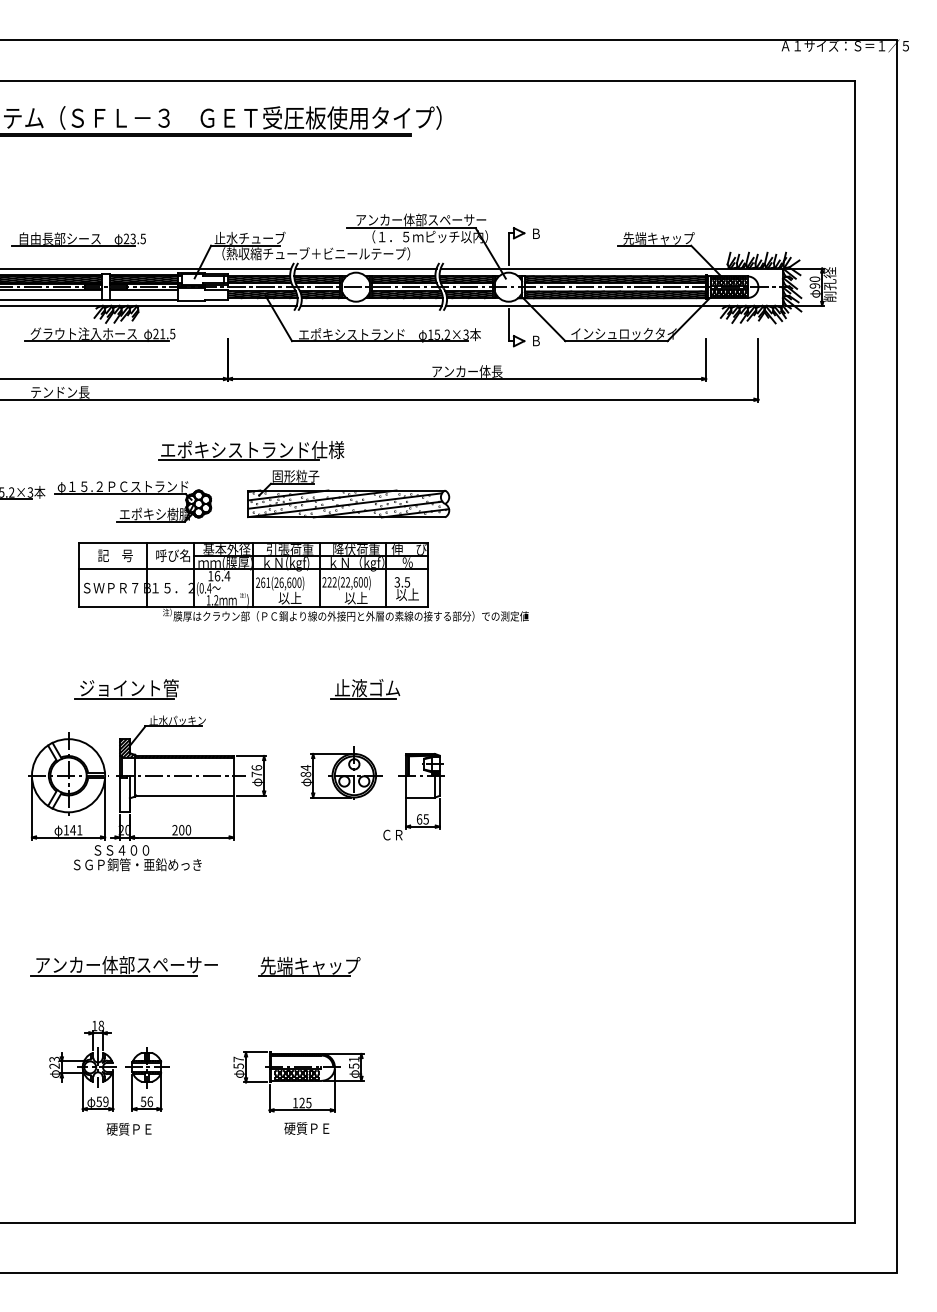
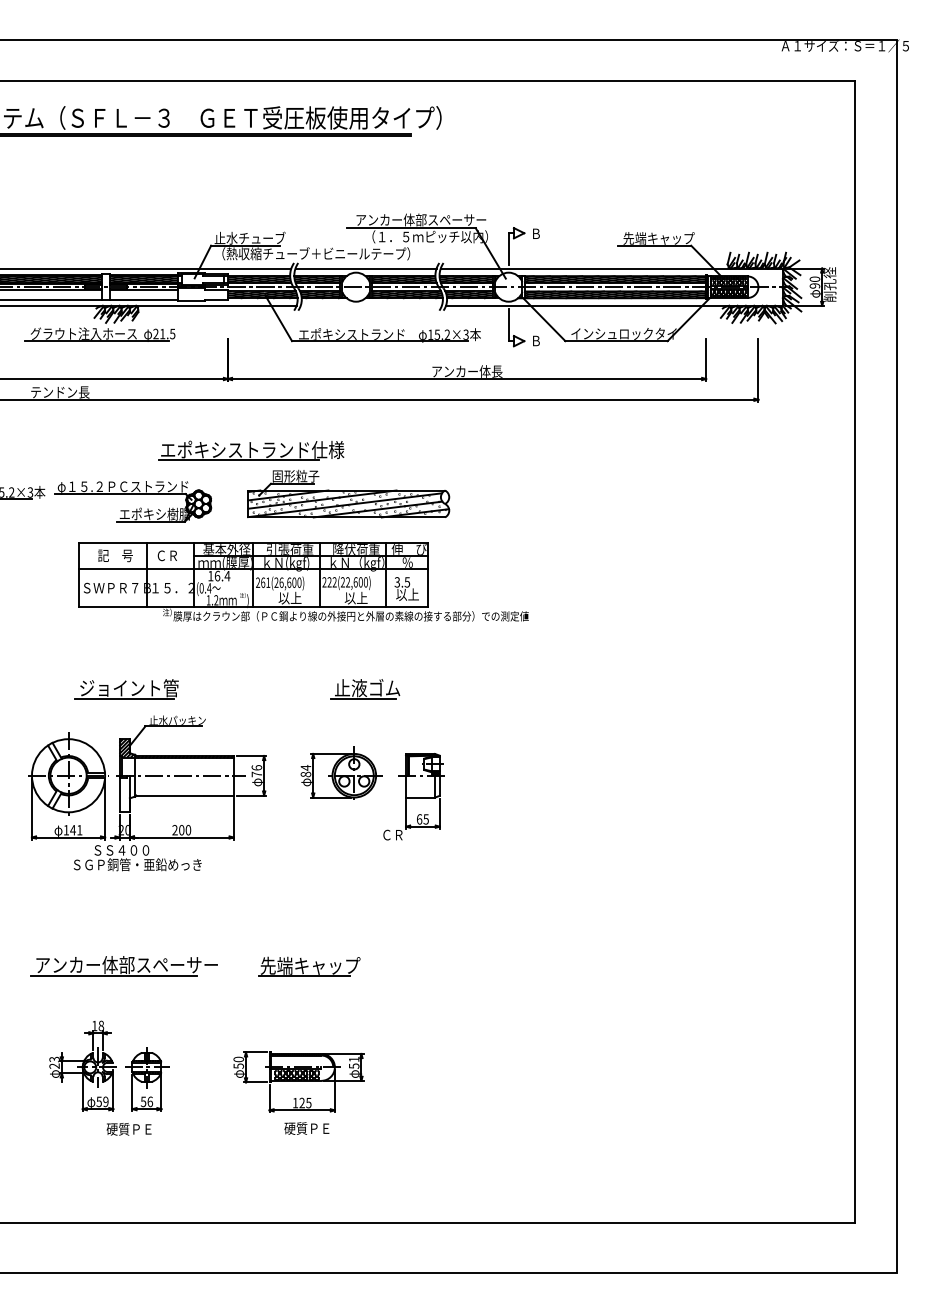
part: present -> none (78, 239)
line: present -> none (370, 305)
text: 呼び名 -> ＣＲ (173, 555)
text: 57 -> 50 (238, 1059)
